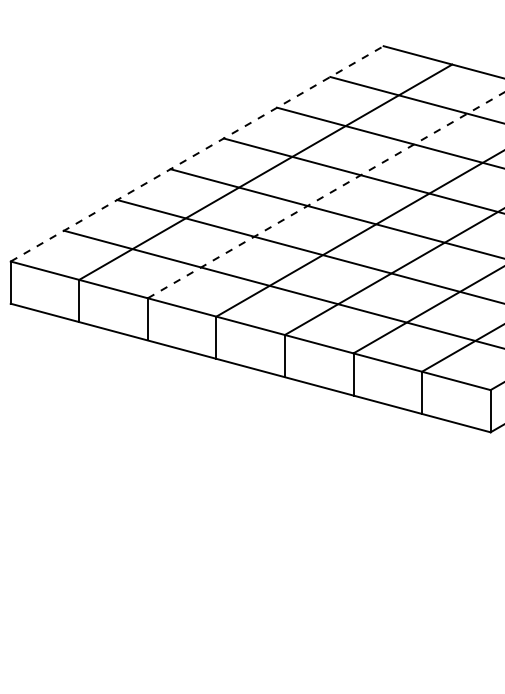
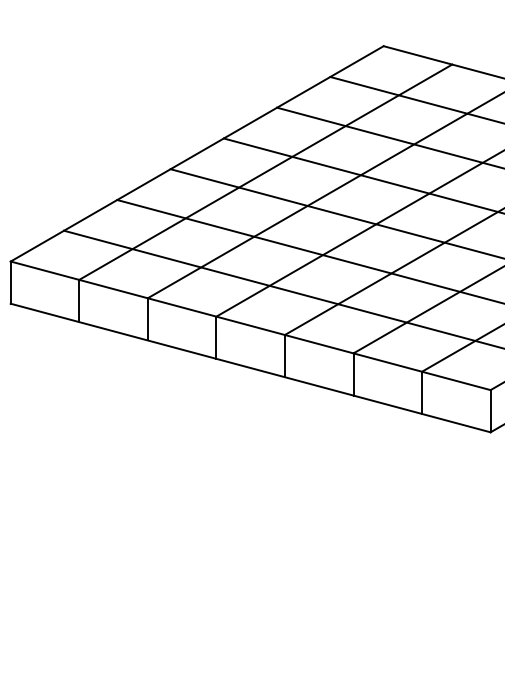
line: dashed -> solid (197, 153)
line: dashed -> solid (326, 195)
